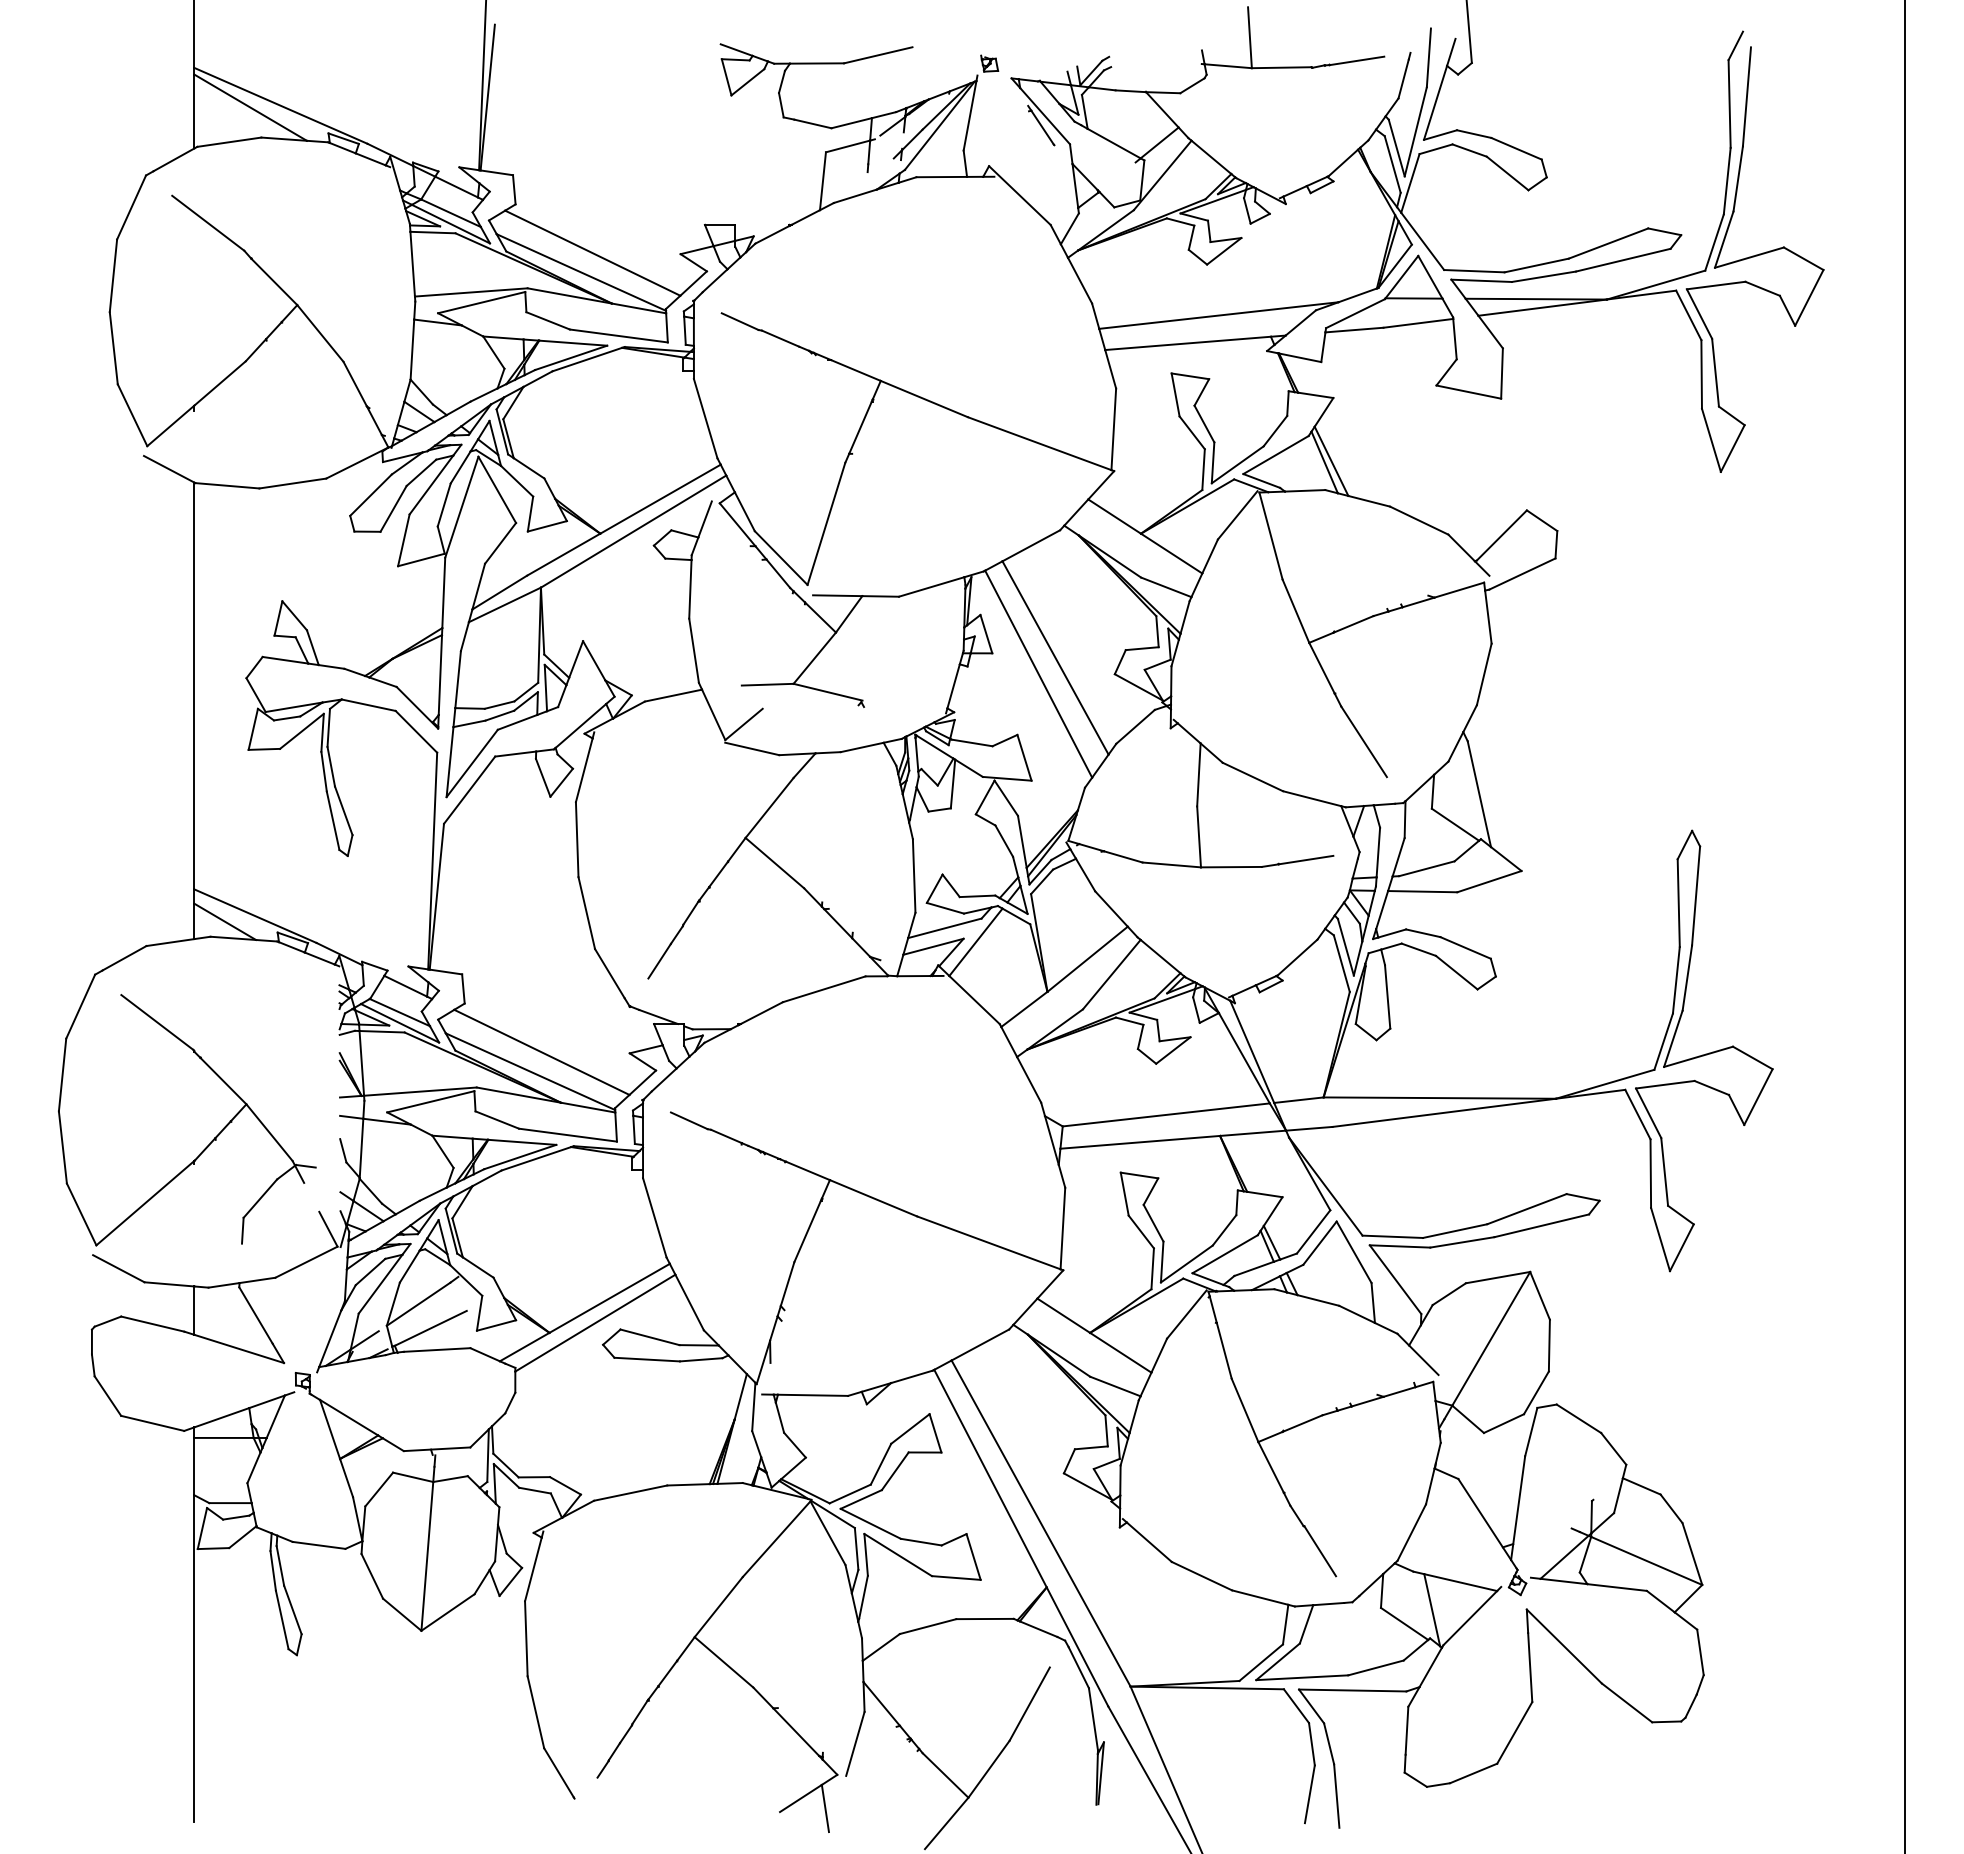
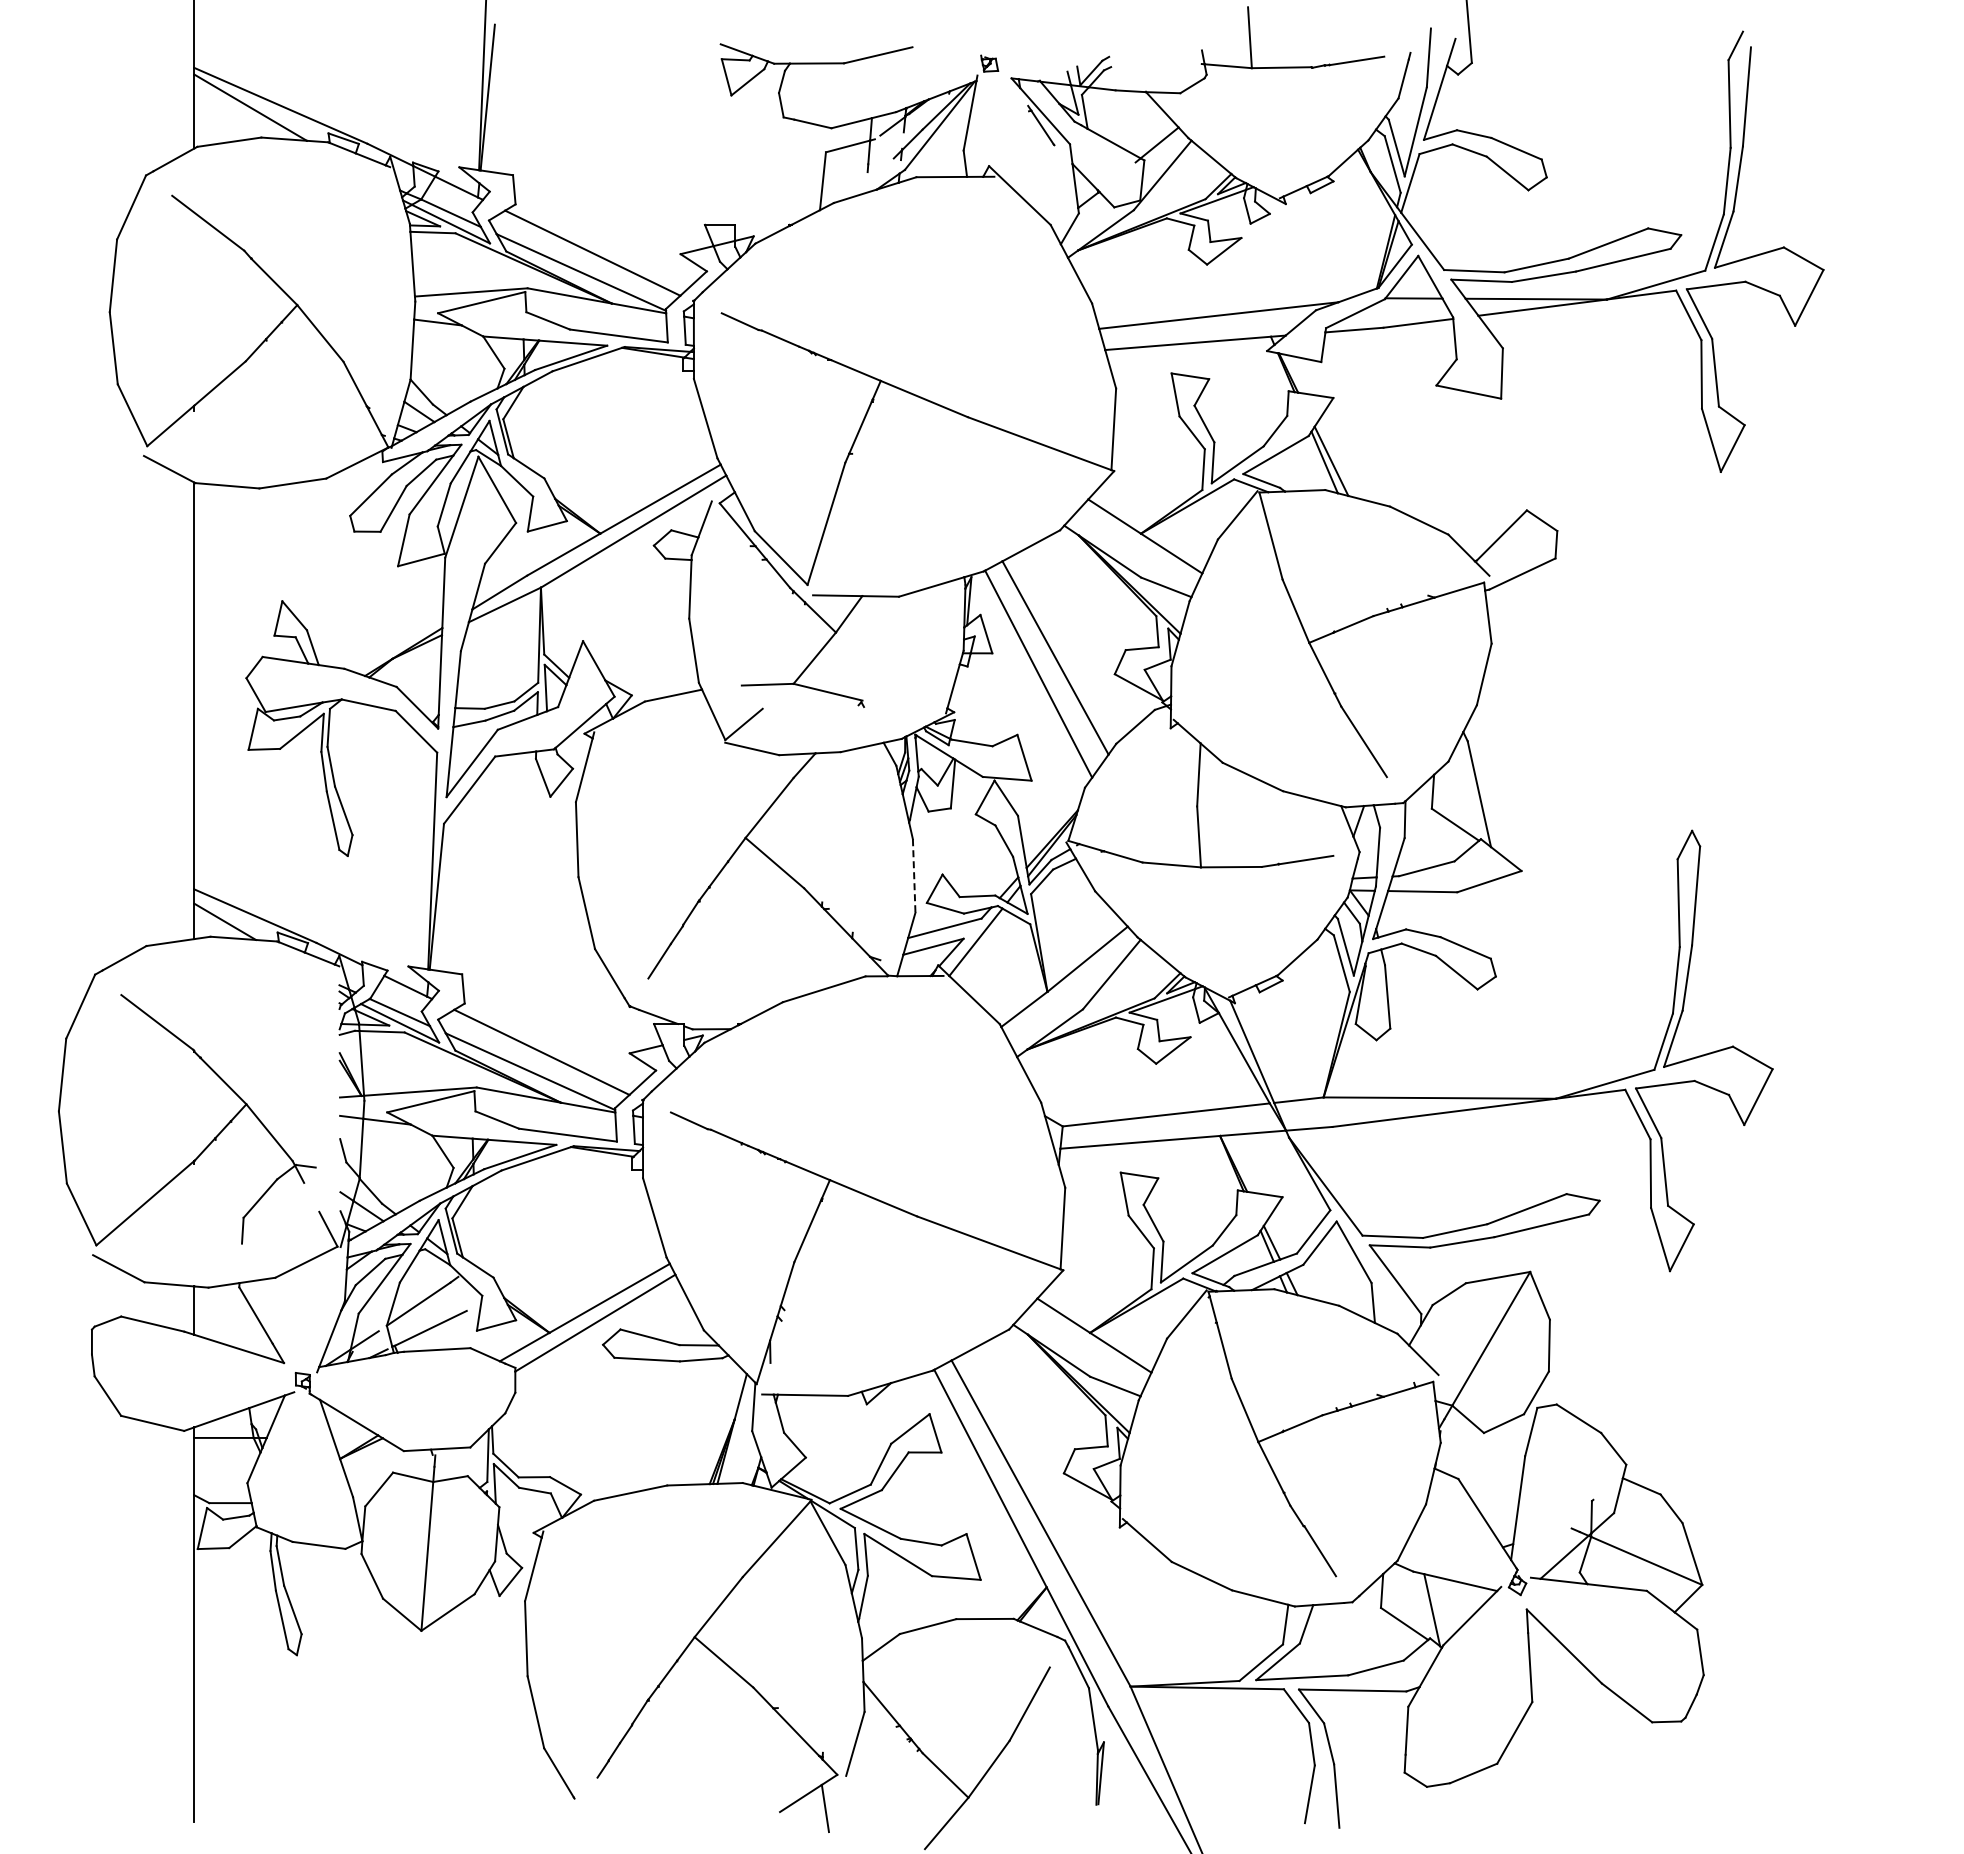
line: solid -> dashed (914, 875)
line: present -> none (1905, 926)
